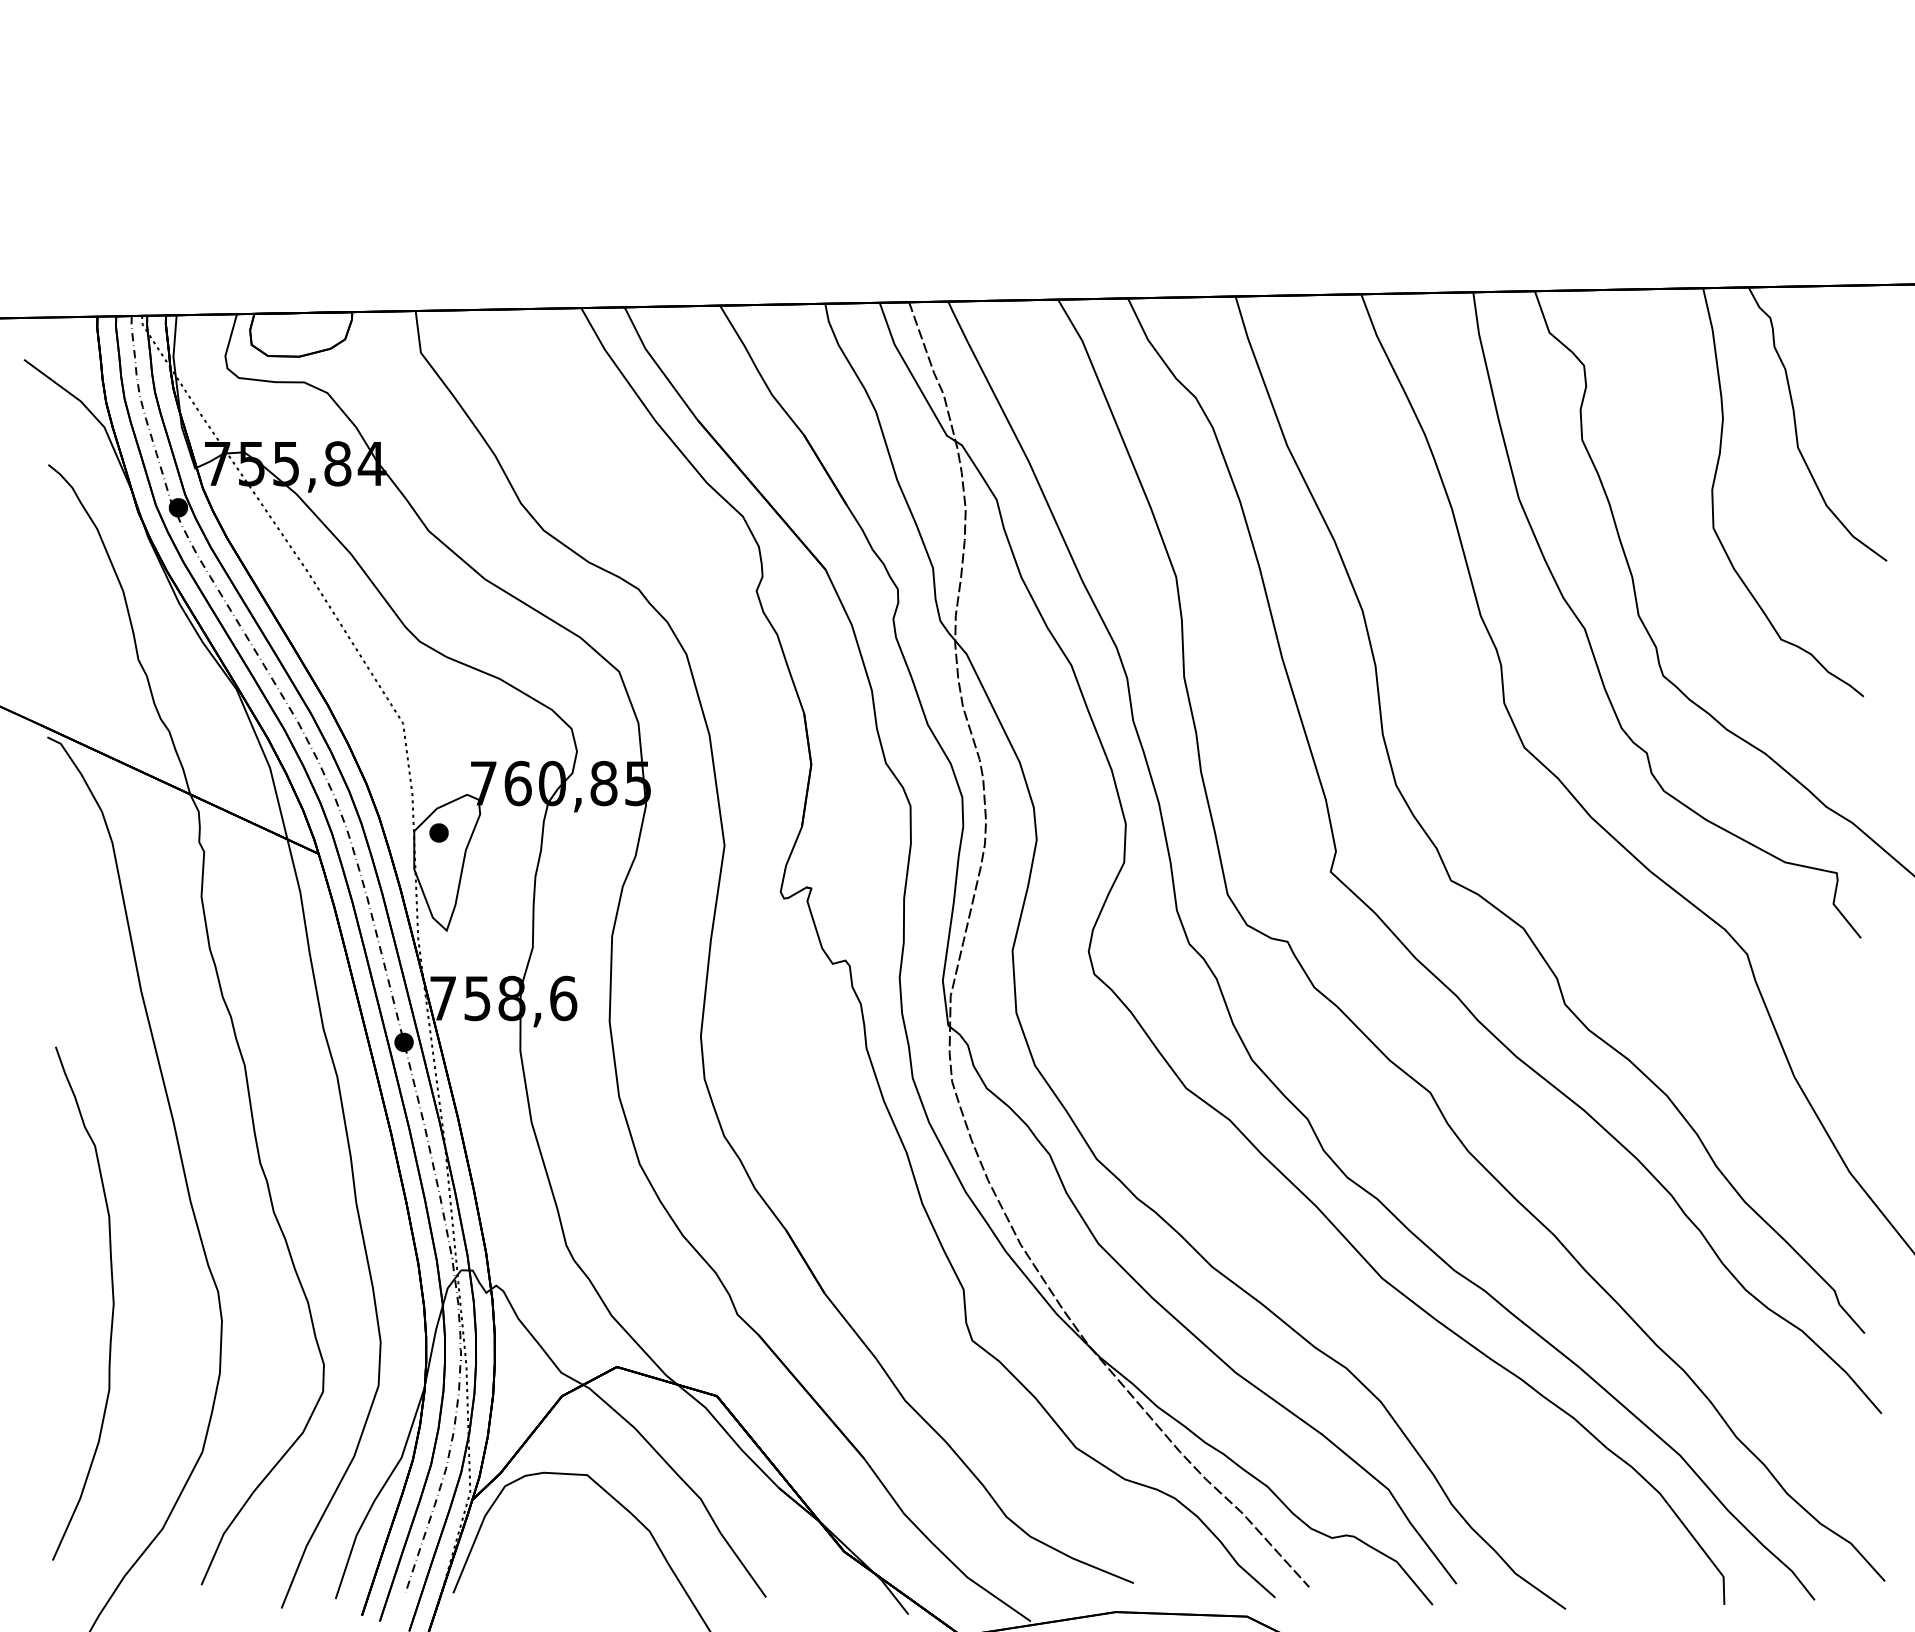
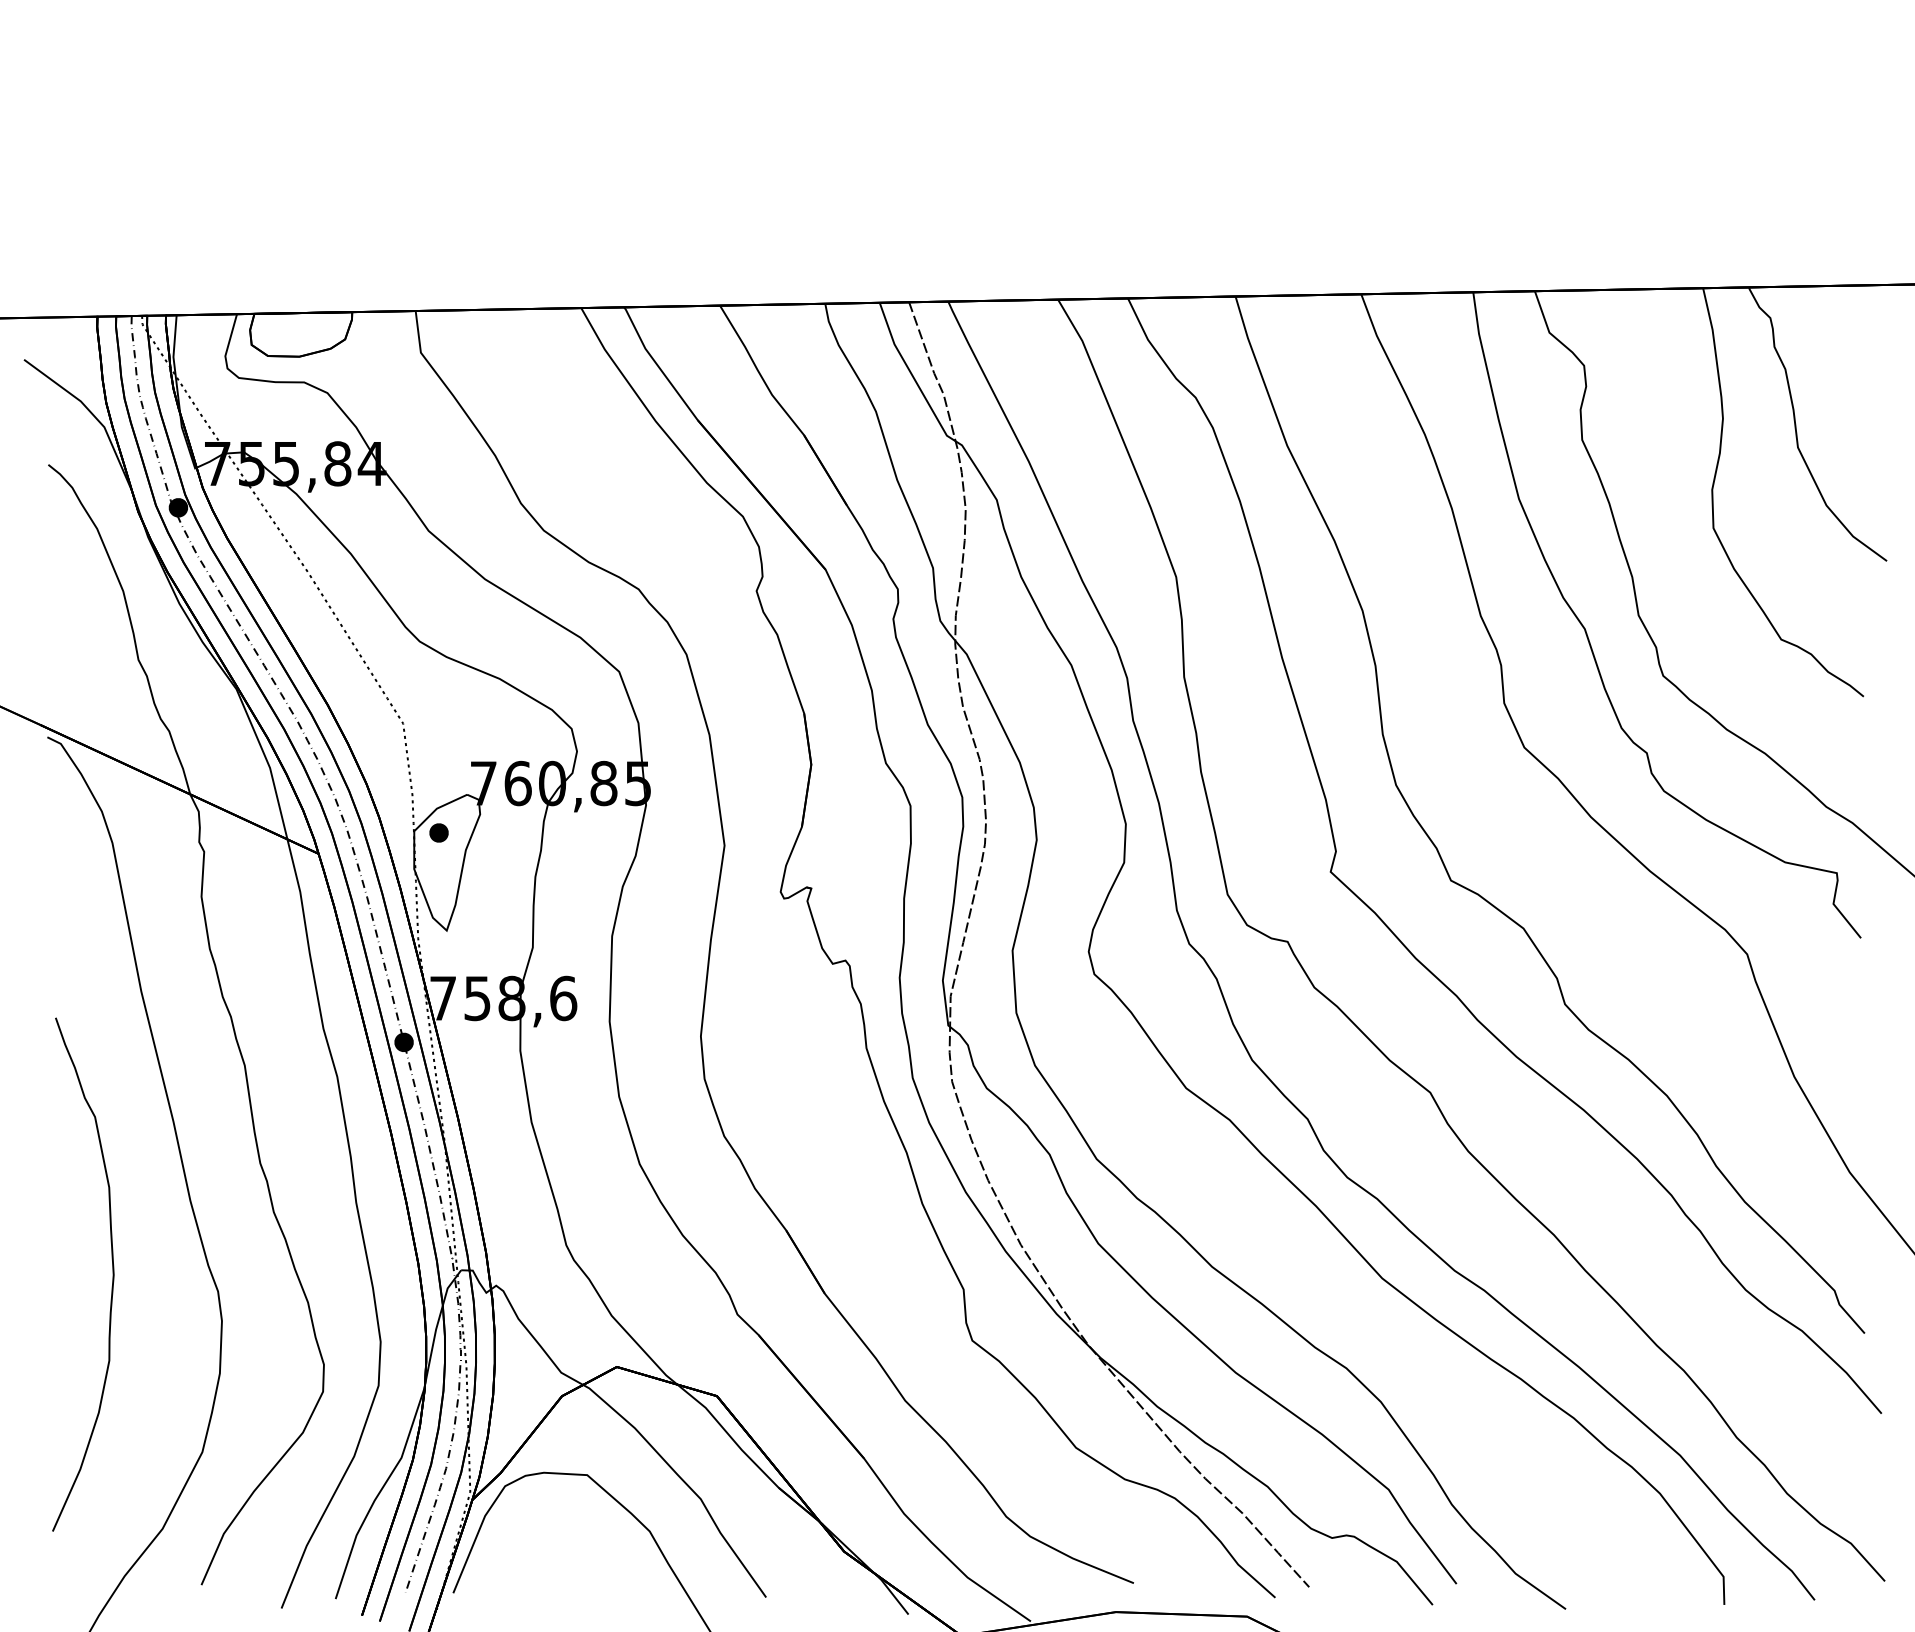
curve position: (112, 1303) -> (112, 1274) (112, 1274)
